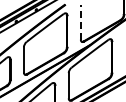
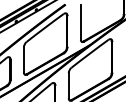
line: dashed -> solid (80, 22)
